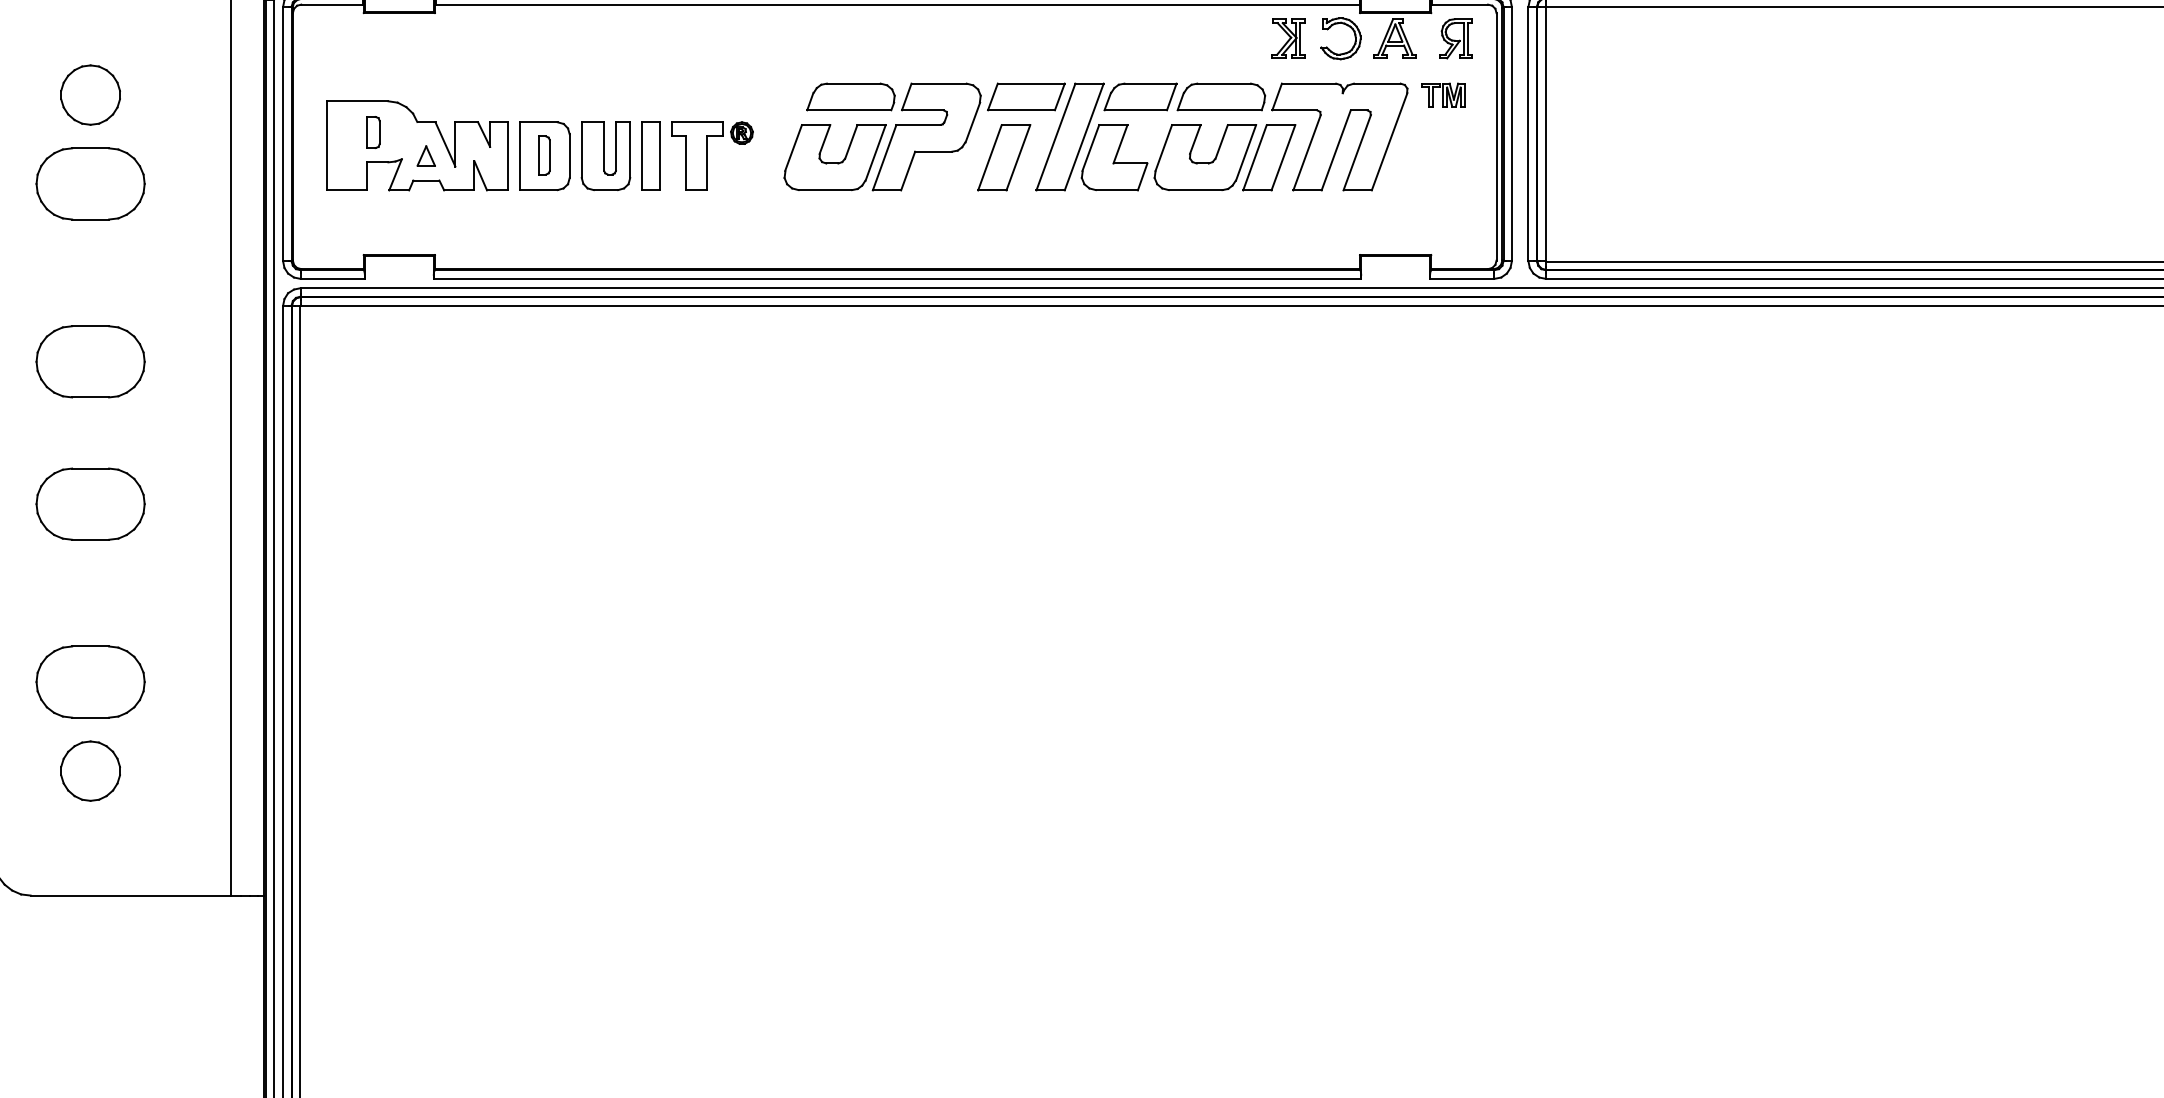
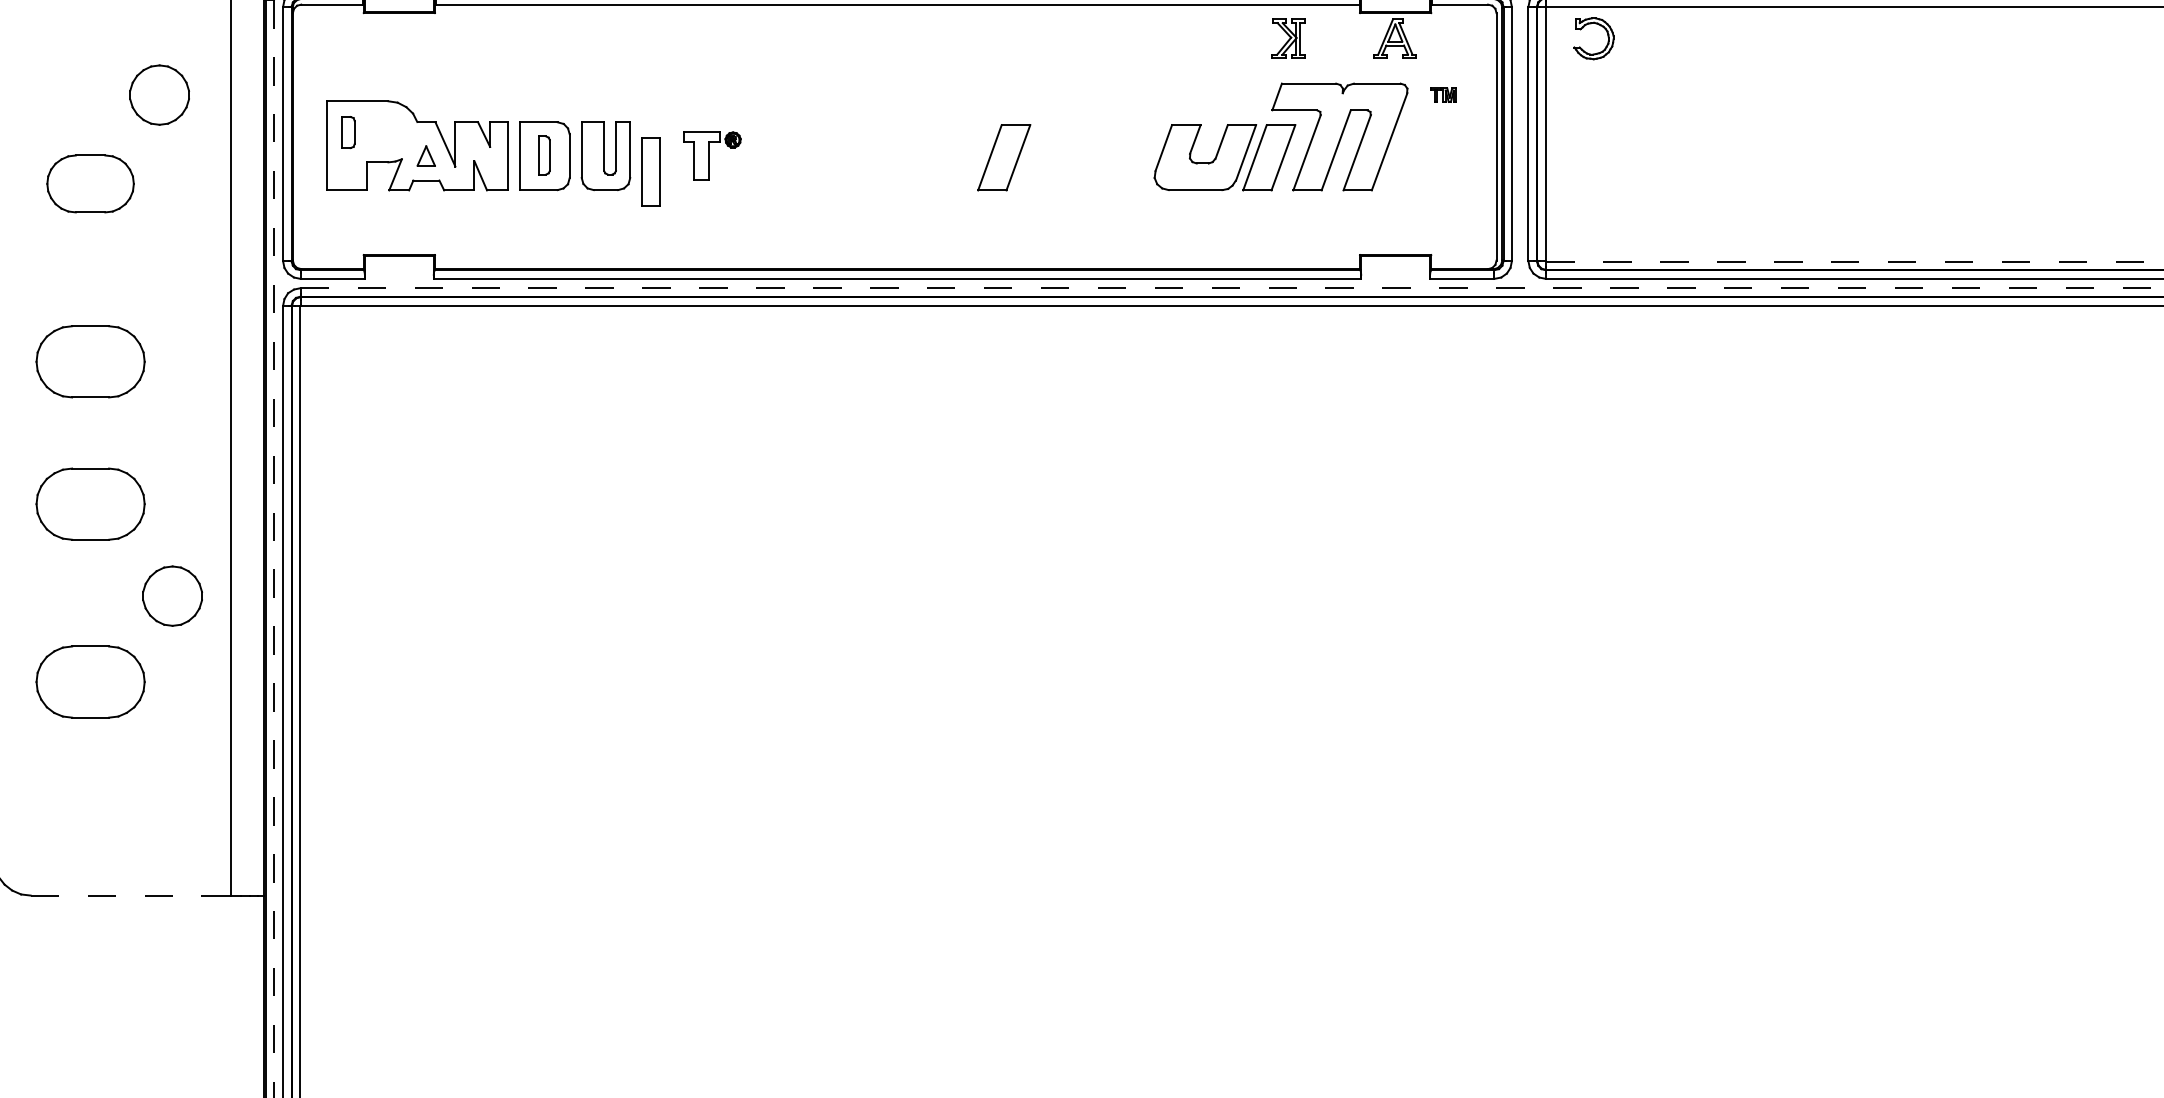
part position: (1347, 26) -> (1600, 26) (1600, 26)
part: present -> none (1455, 38)
part position: (90, 94) -> (159, 94) (159, 94)
part size: 45x26 px -> 27x16 px (1443, 94)
part: present -> none (1024, 110)
part position: (373, 132) -> (348, 132) (348, 132)
part position: (650, 155) -> (650, 171) (650, 171)
part size: 83x70 px -> 59x50 px (712, 155)
part size: 111x74 px -> 89x60 px (90, 183)
line: solid -> dashed (1855, 261)
line: solid -> dashed (1232, 288)
line: solid -> dashed (274, 549)
part position: (90, 770) -> (172, 595) (172, 595)
line: solid -> dashed (131, 895)
